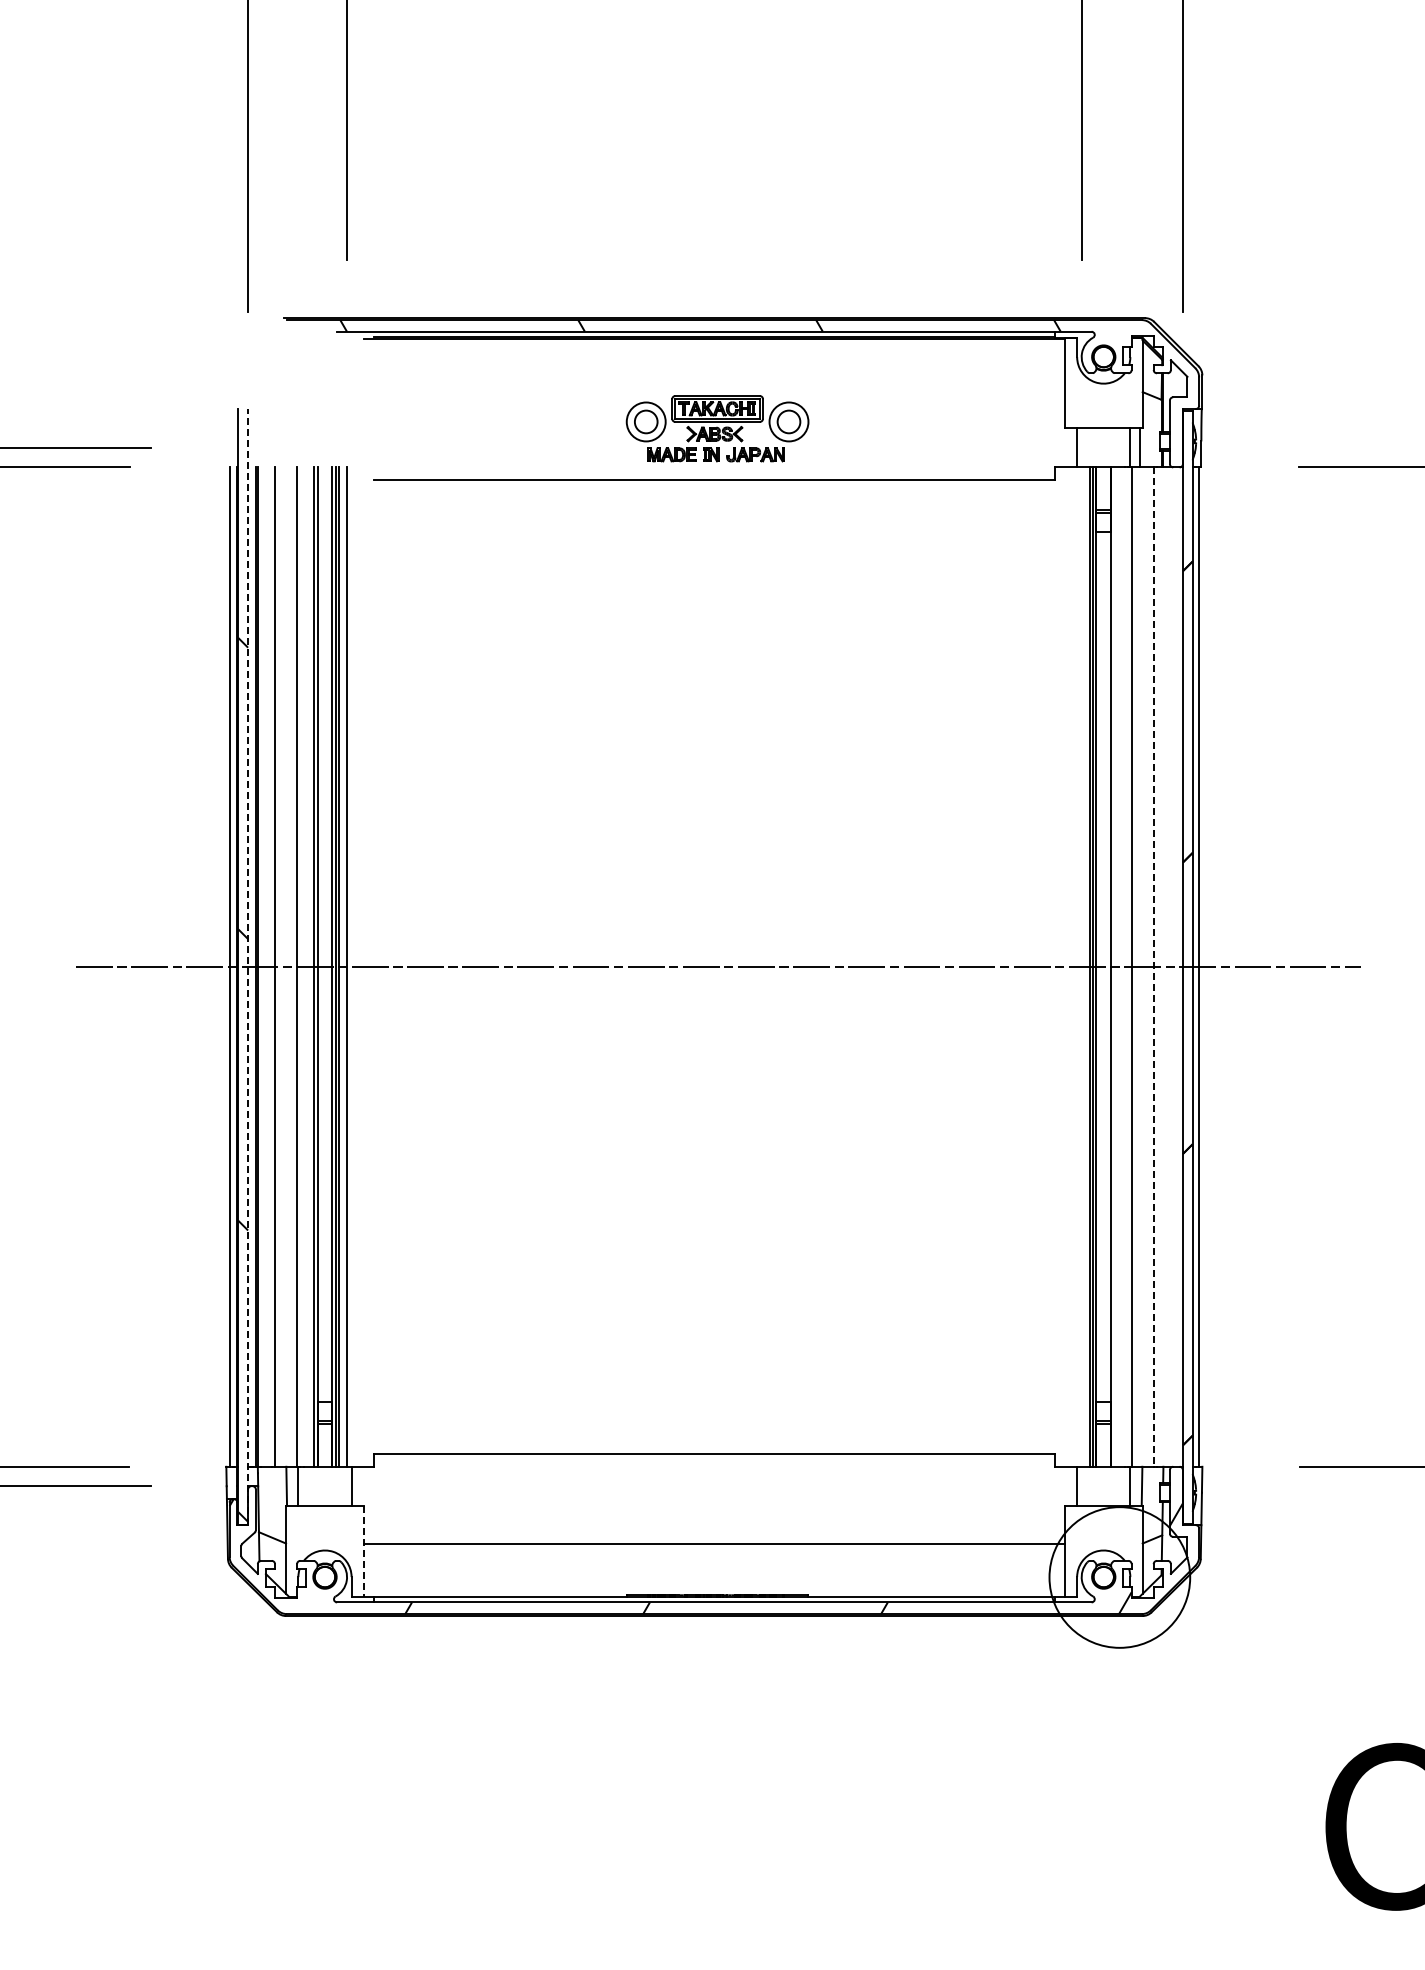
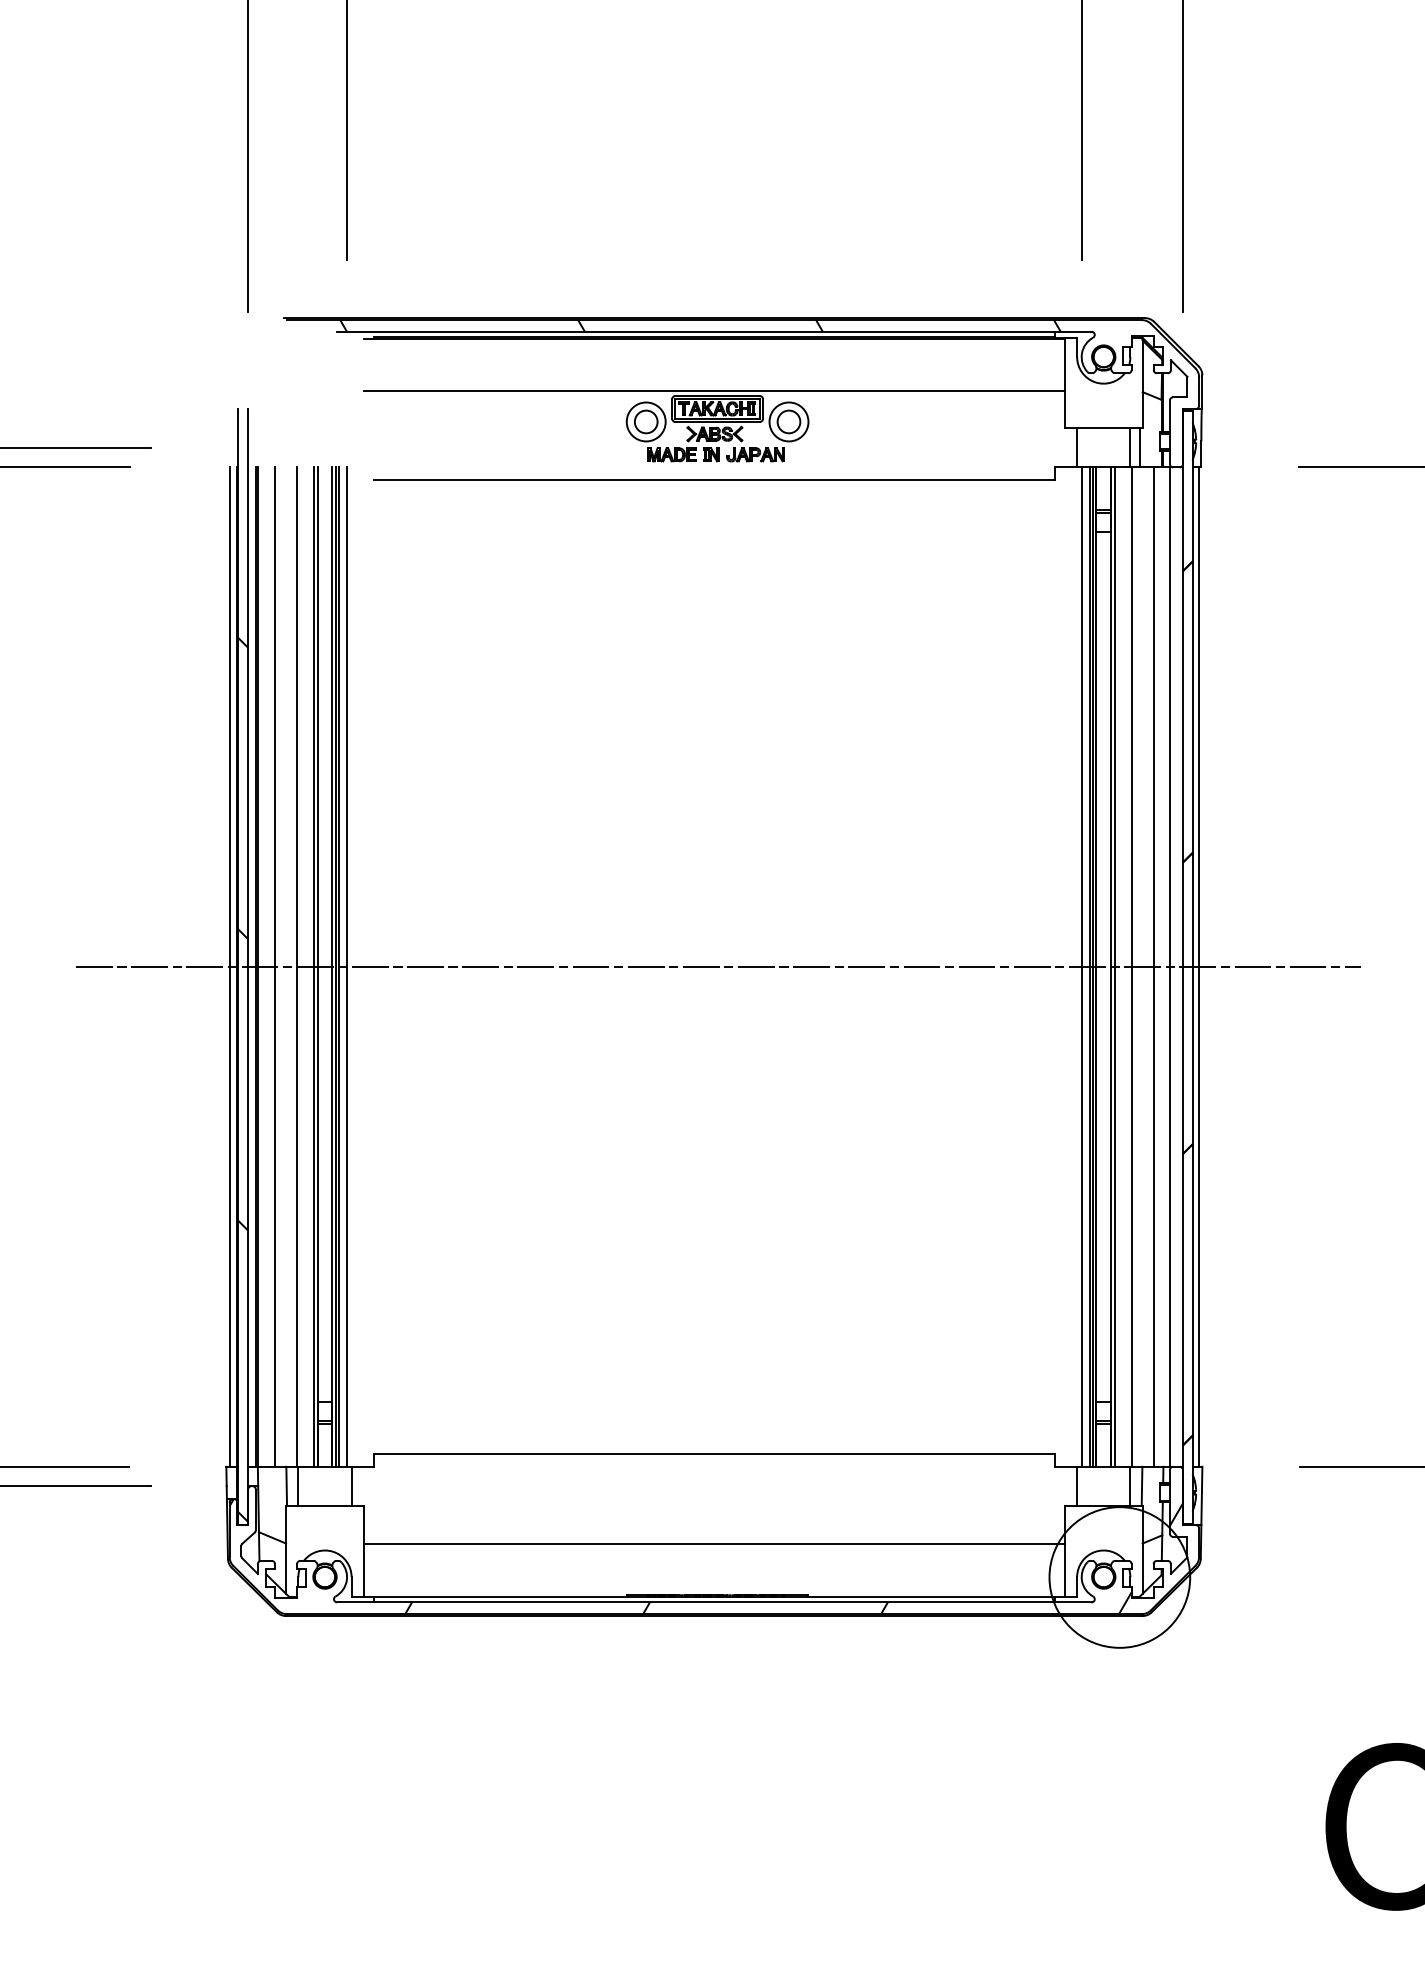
line: none -> present (713, 391)
line: none -> present (1081, 966)
line: none -> present (1114, 966)
line: none -> present (1169, 966)
line: dashed -> solid (248, 967)
line: dashed -> solid (1153, 967)
line: dashed -> solid (363, 1551)
